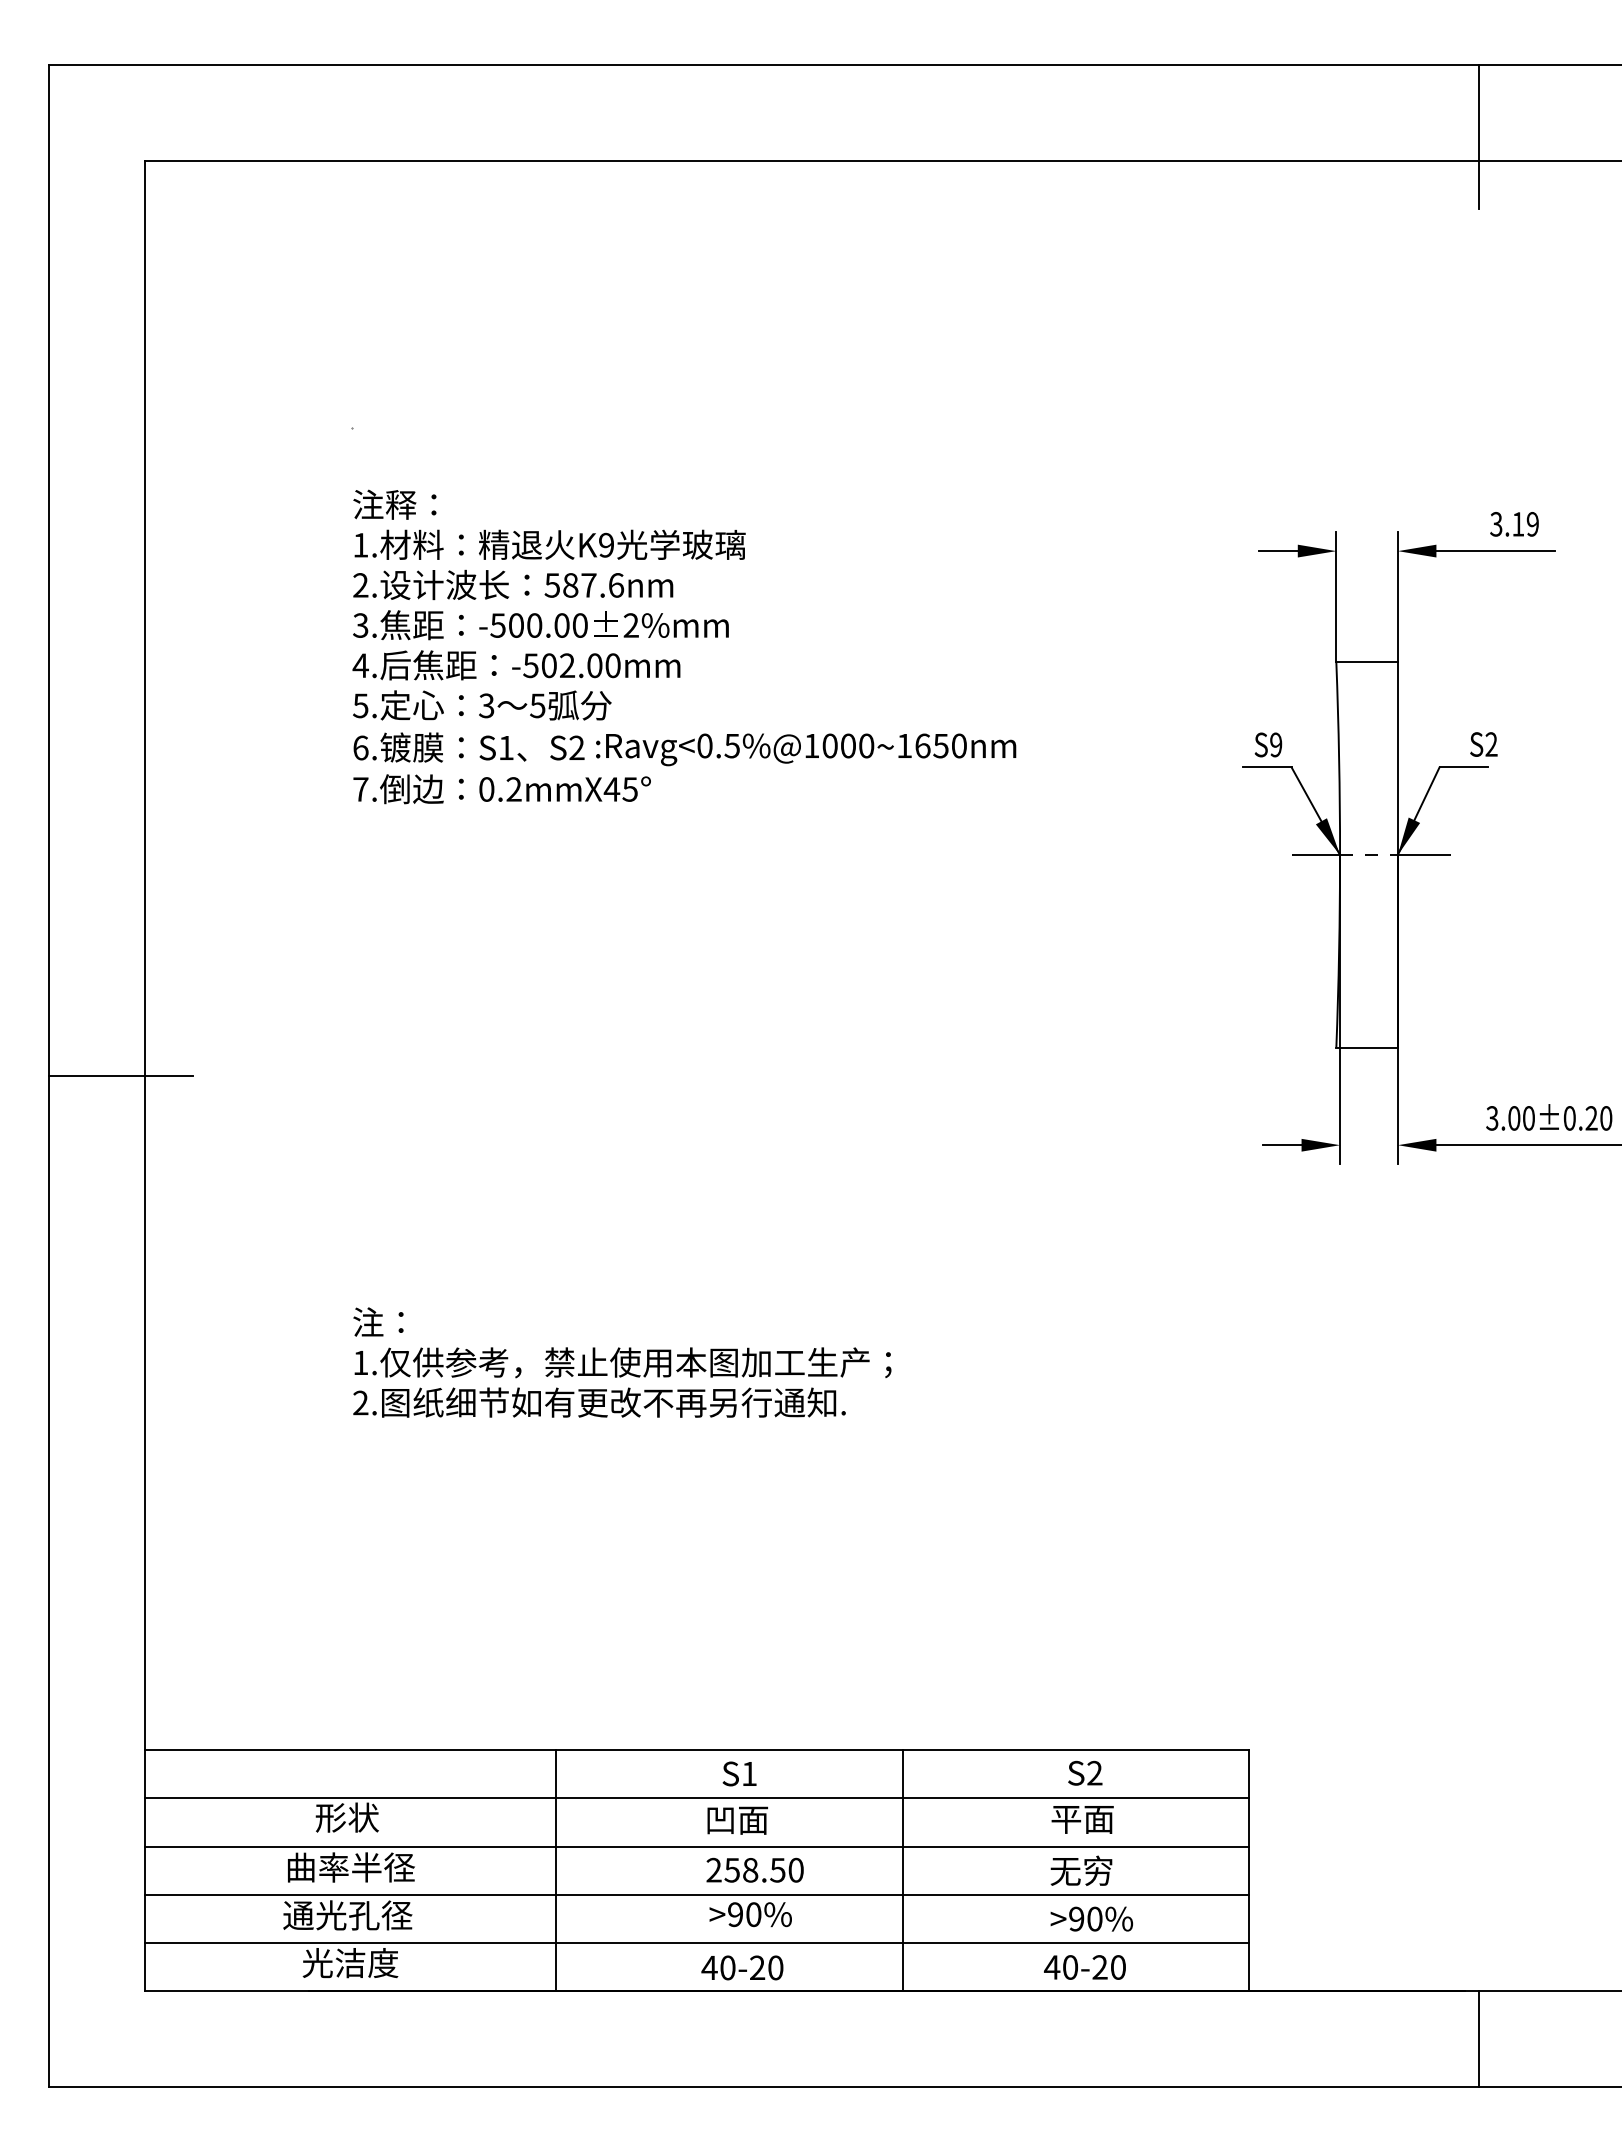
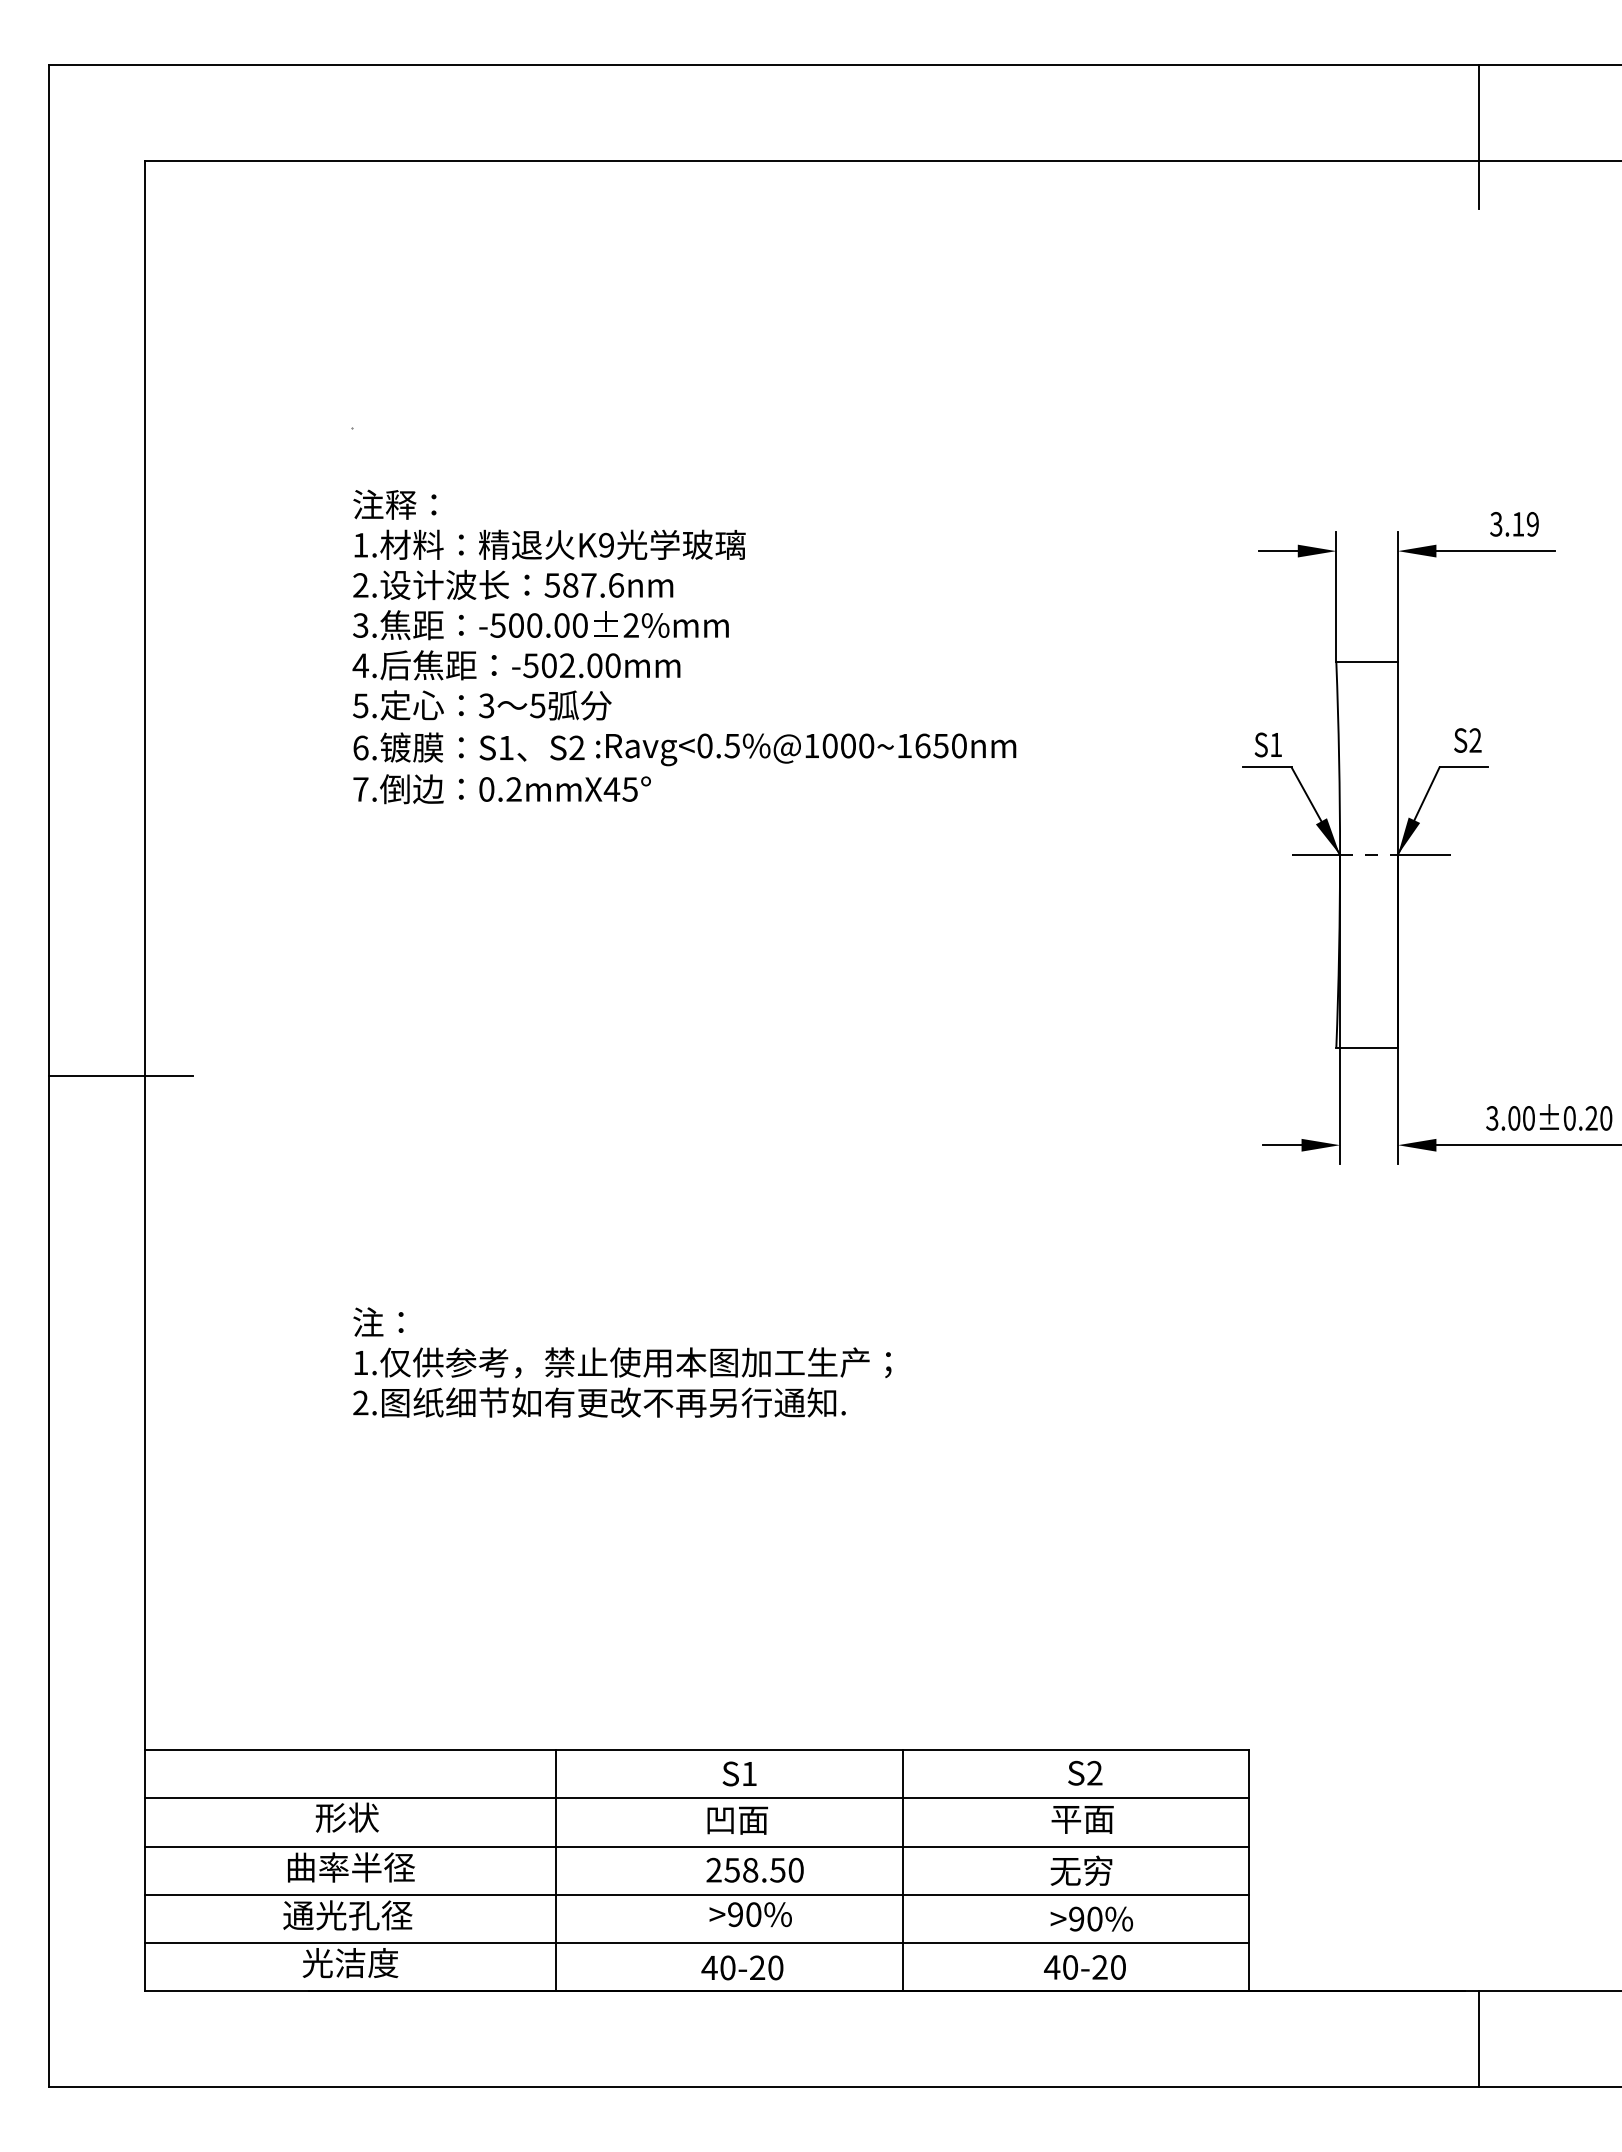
text: S9 -> S1 (1276, 744)
text position: (1483, 744) -> (1467, 740) (1467, 740)
